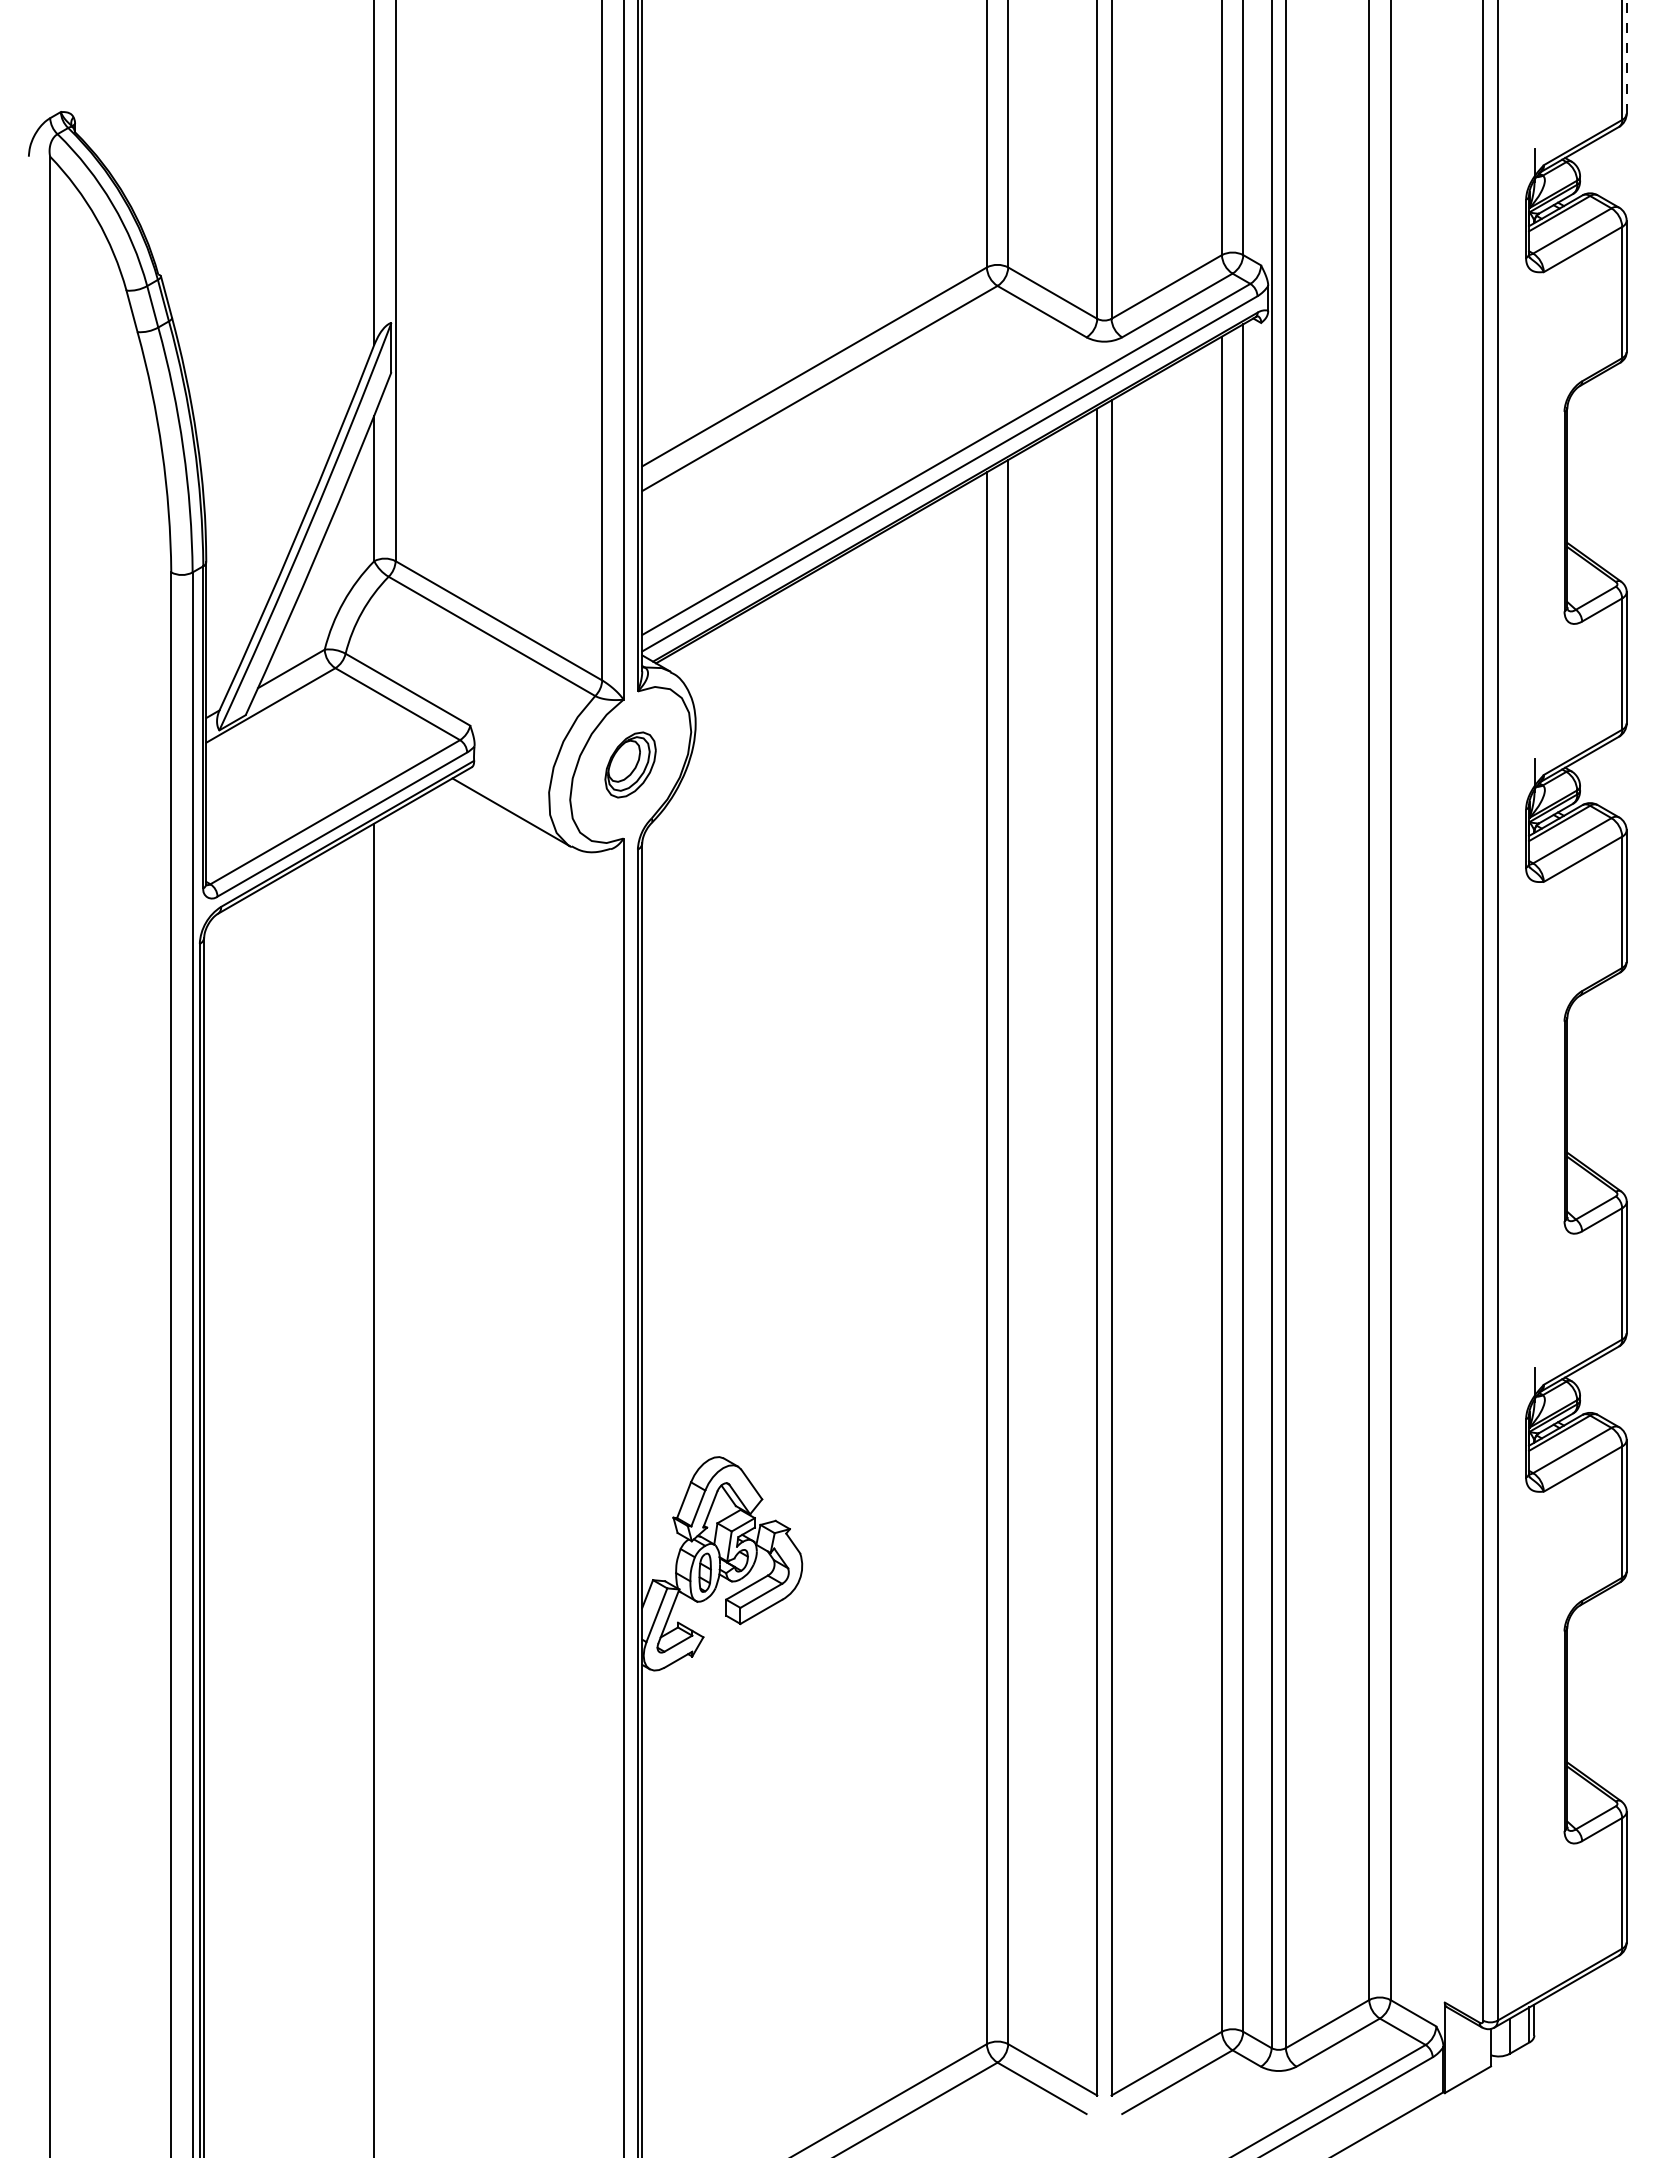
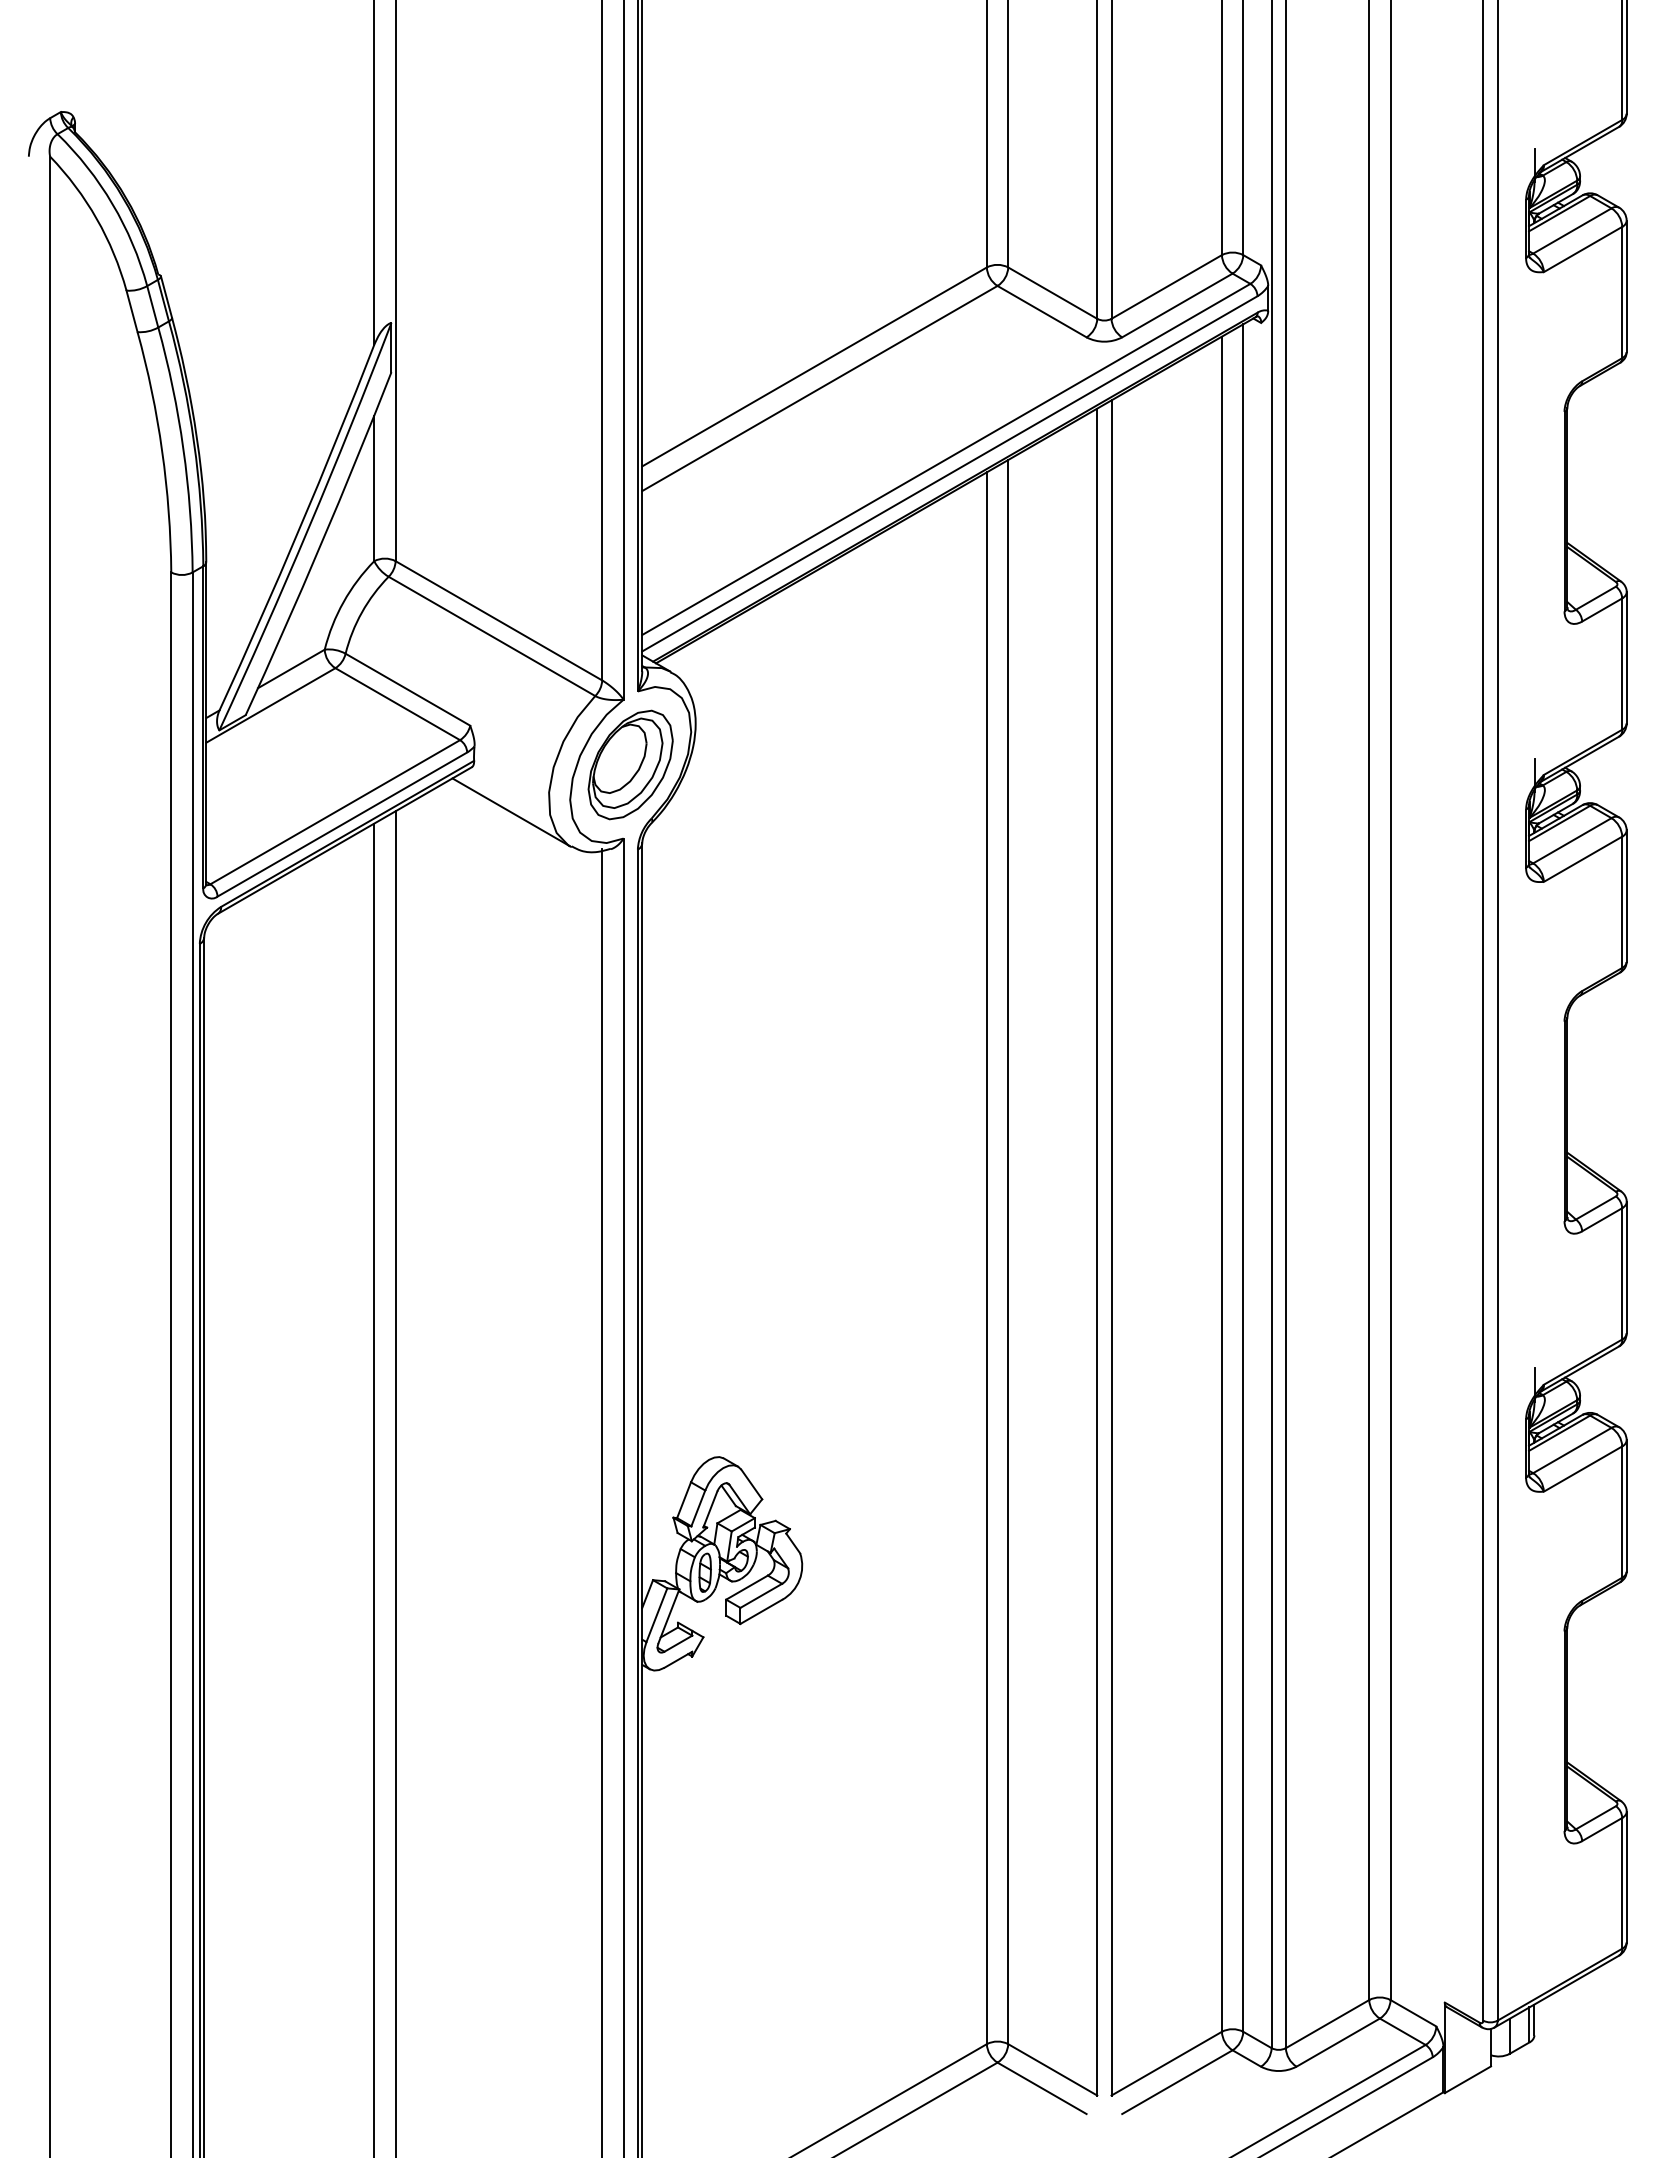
line: dashed -> solid (1626, 57)
part size: 53x68 px -> 87x112 px (630, 764)
line: none -> present (395, 1482)
line: none -> present (602, 1501)
